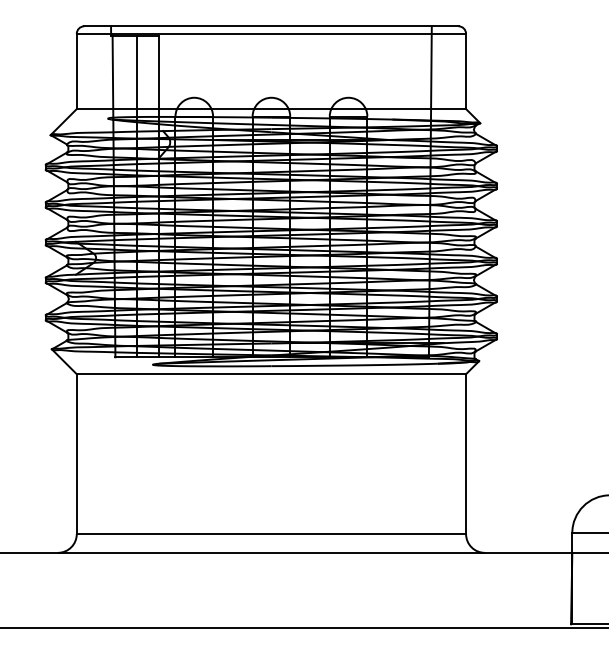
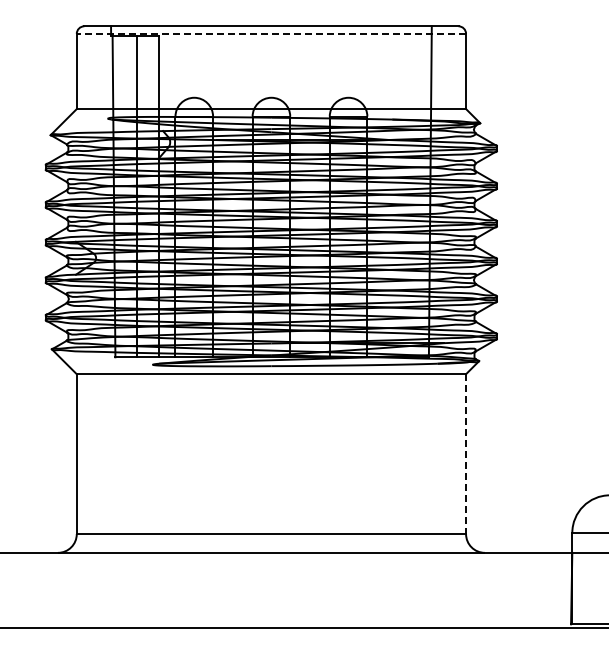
line: solid -> dashed (271, 33)
line: solid -> dashed (466, 454)
